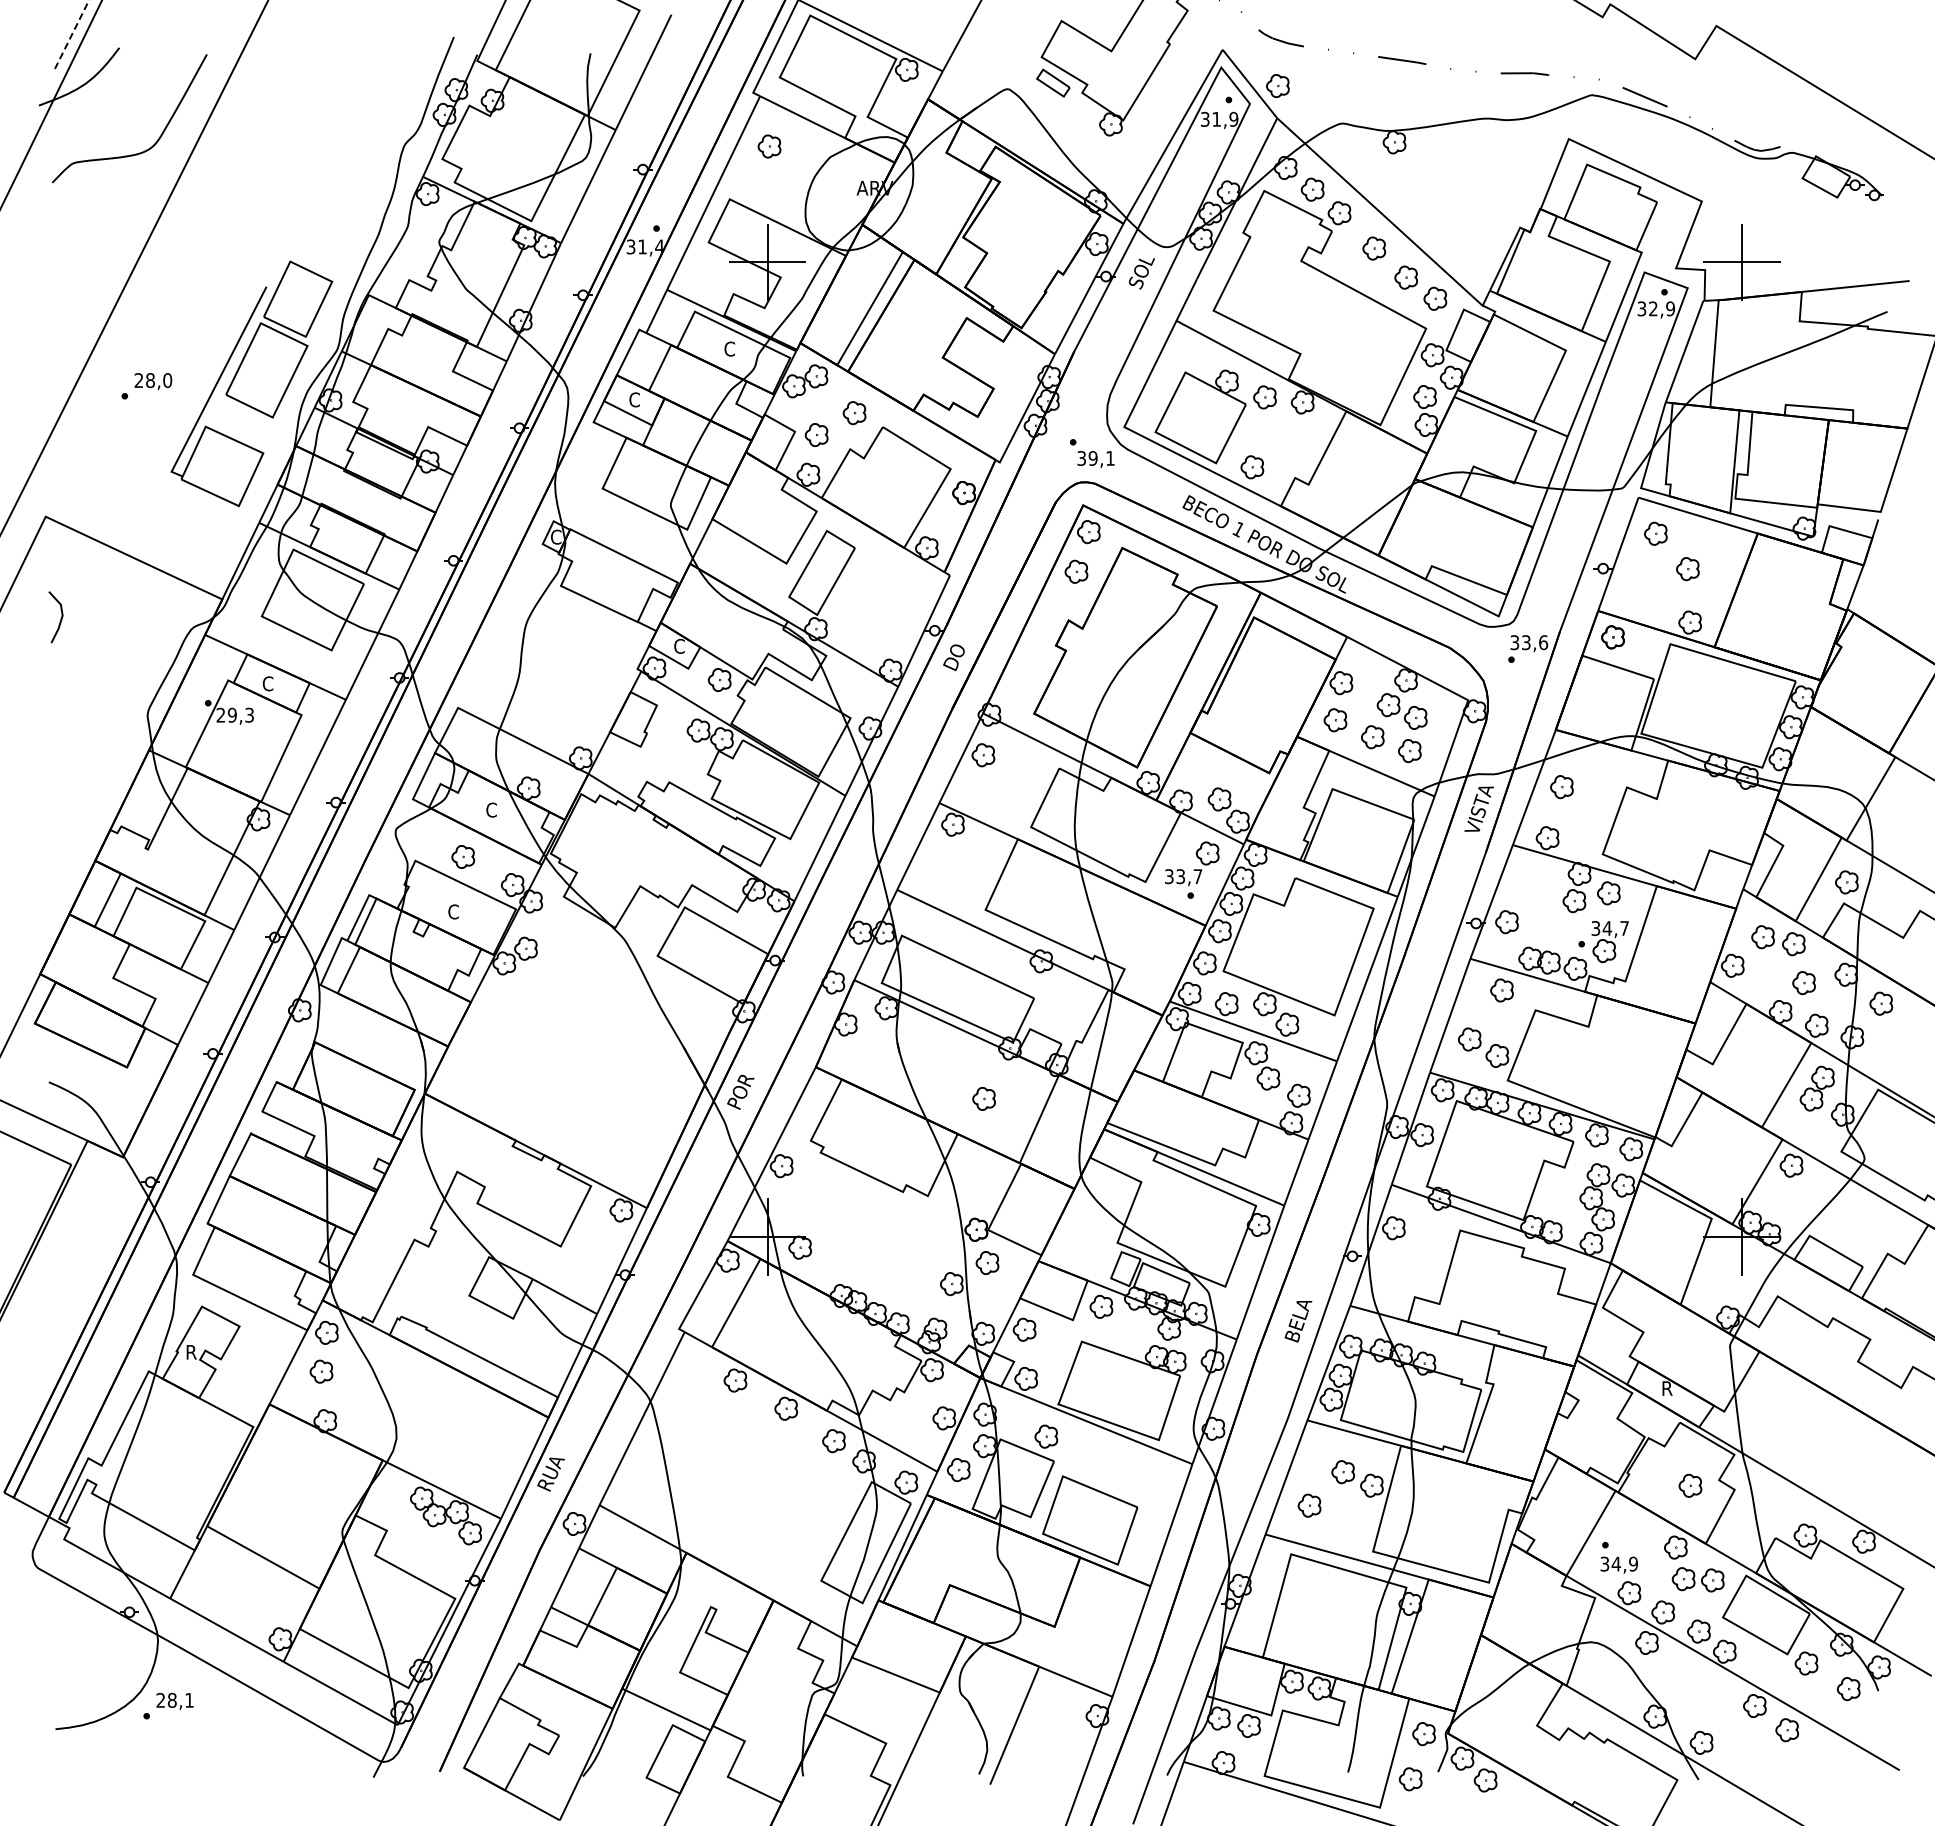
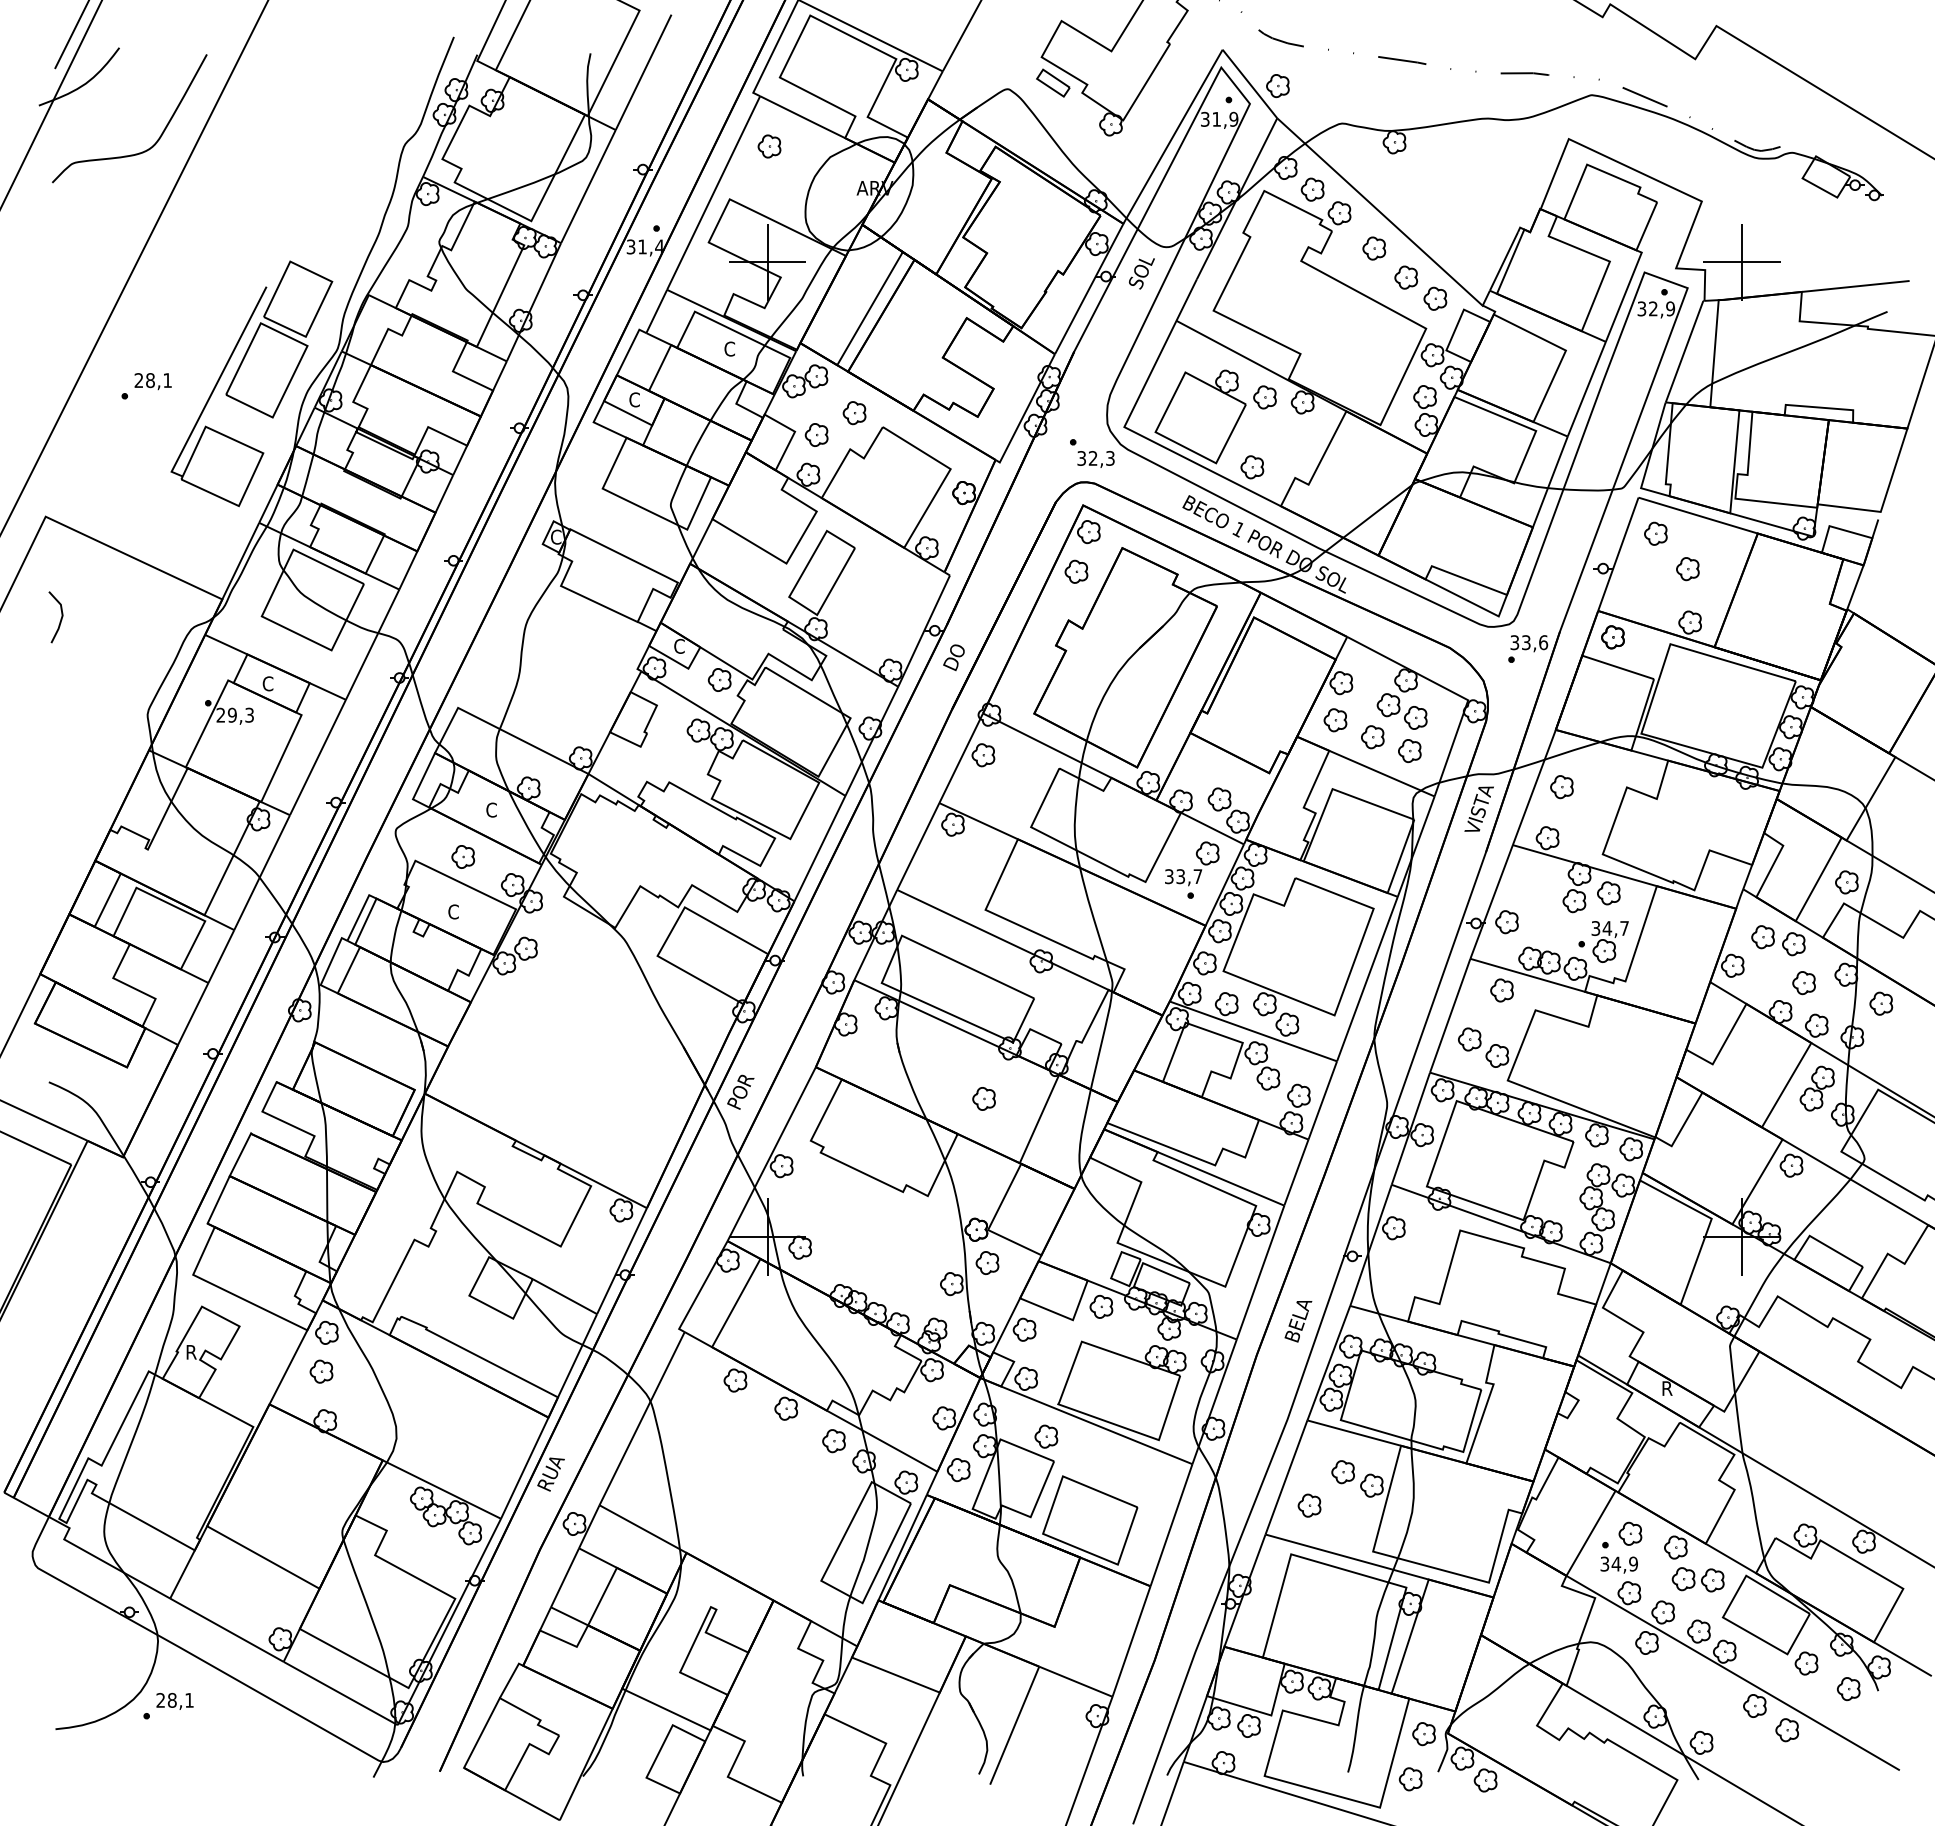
line: dashed -> solid (71, 35)
text: 28,0 -> 28,1 (167, 380)
text: 39,1 -> 32,3 (1101, 458)
part position: (1690, 1485) -> (1630, 1533) (1630, 1533)
